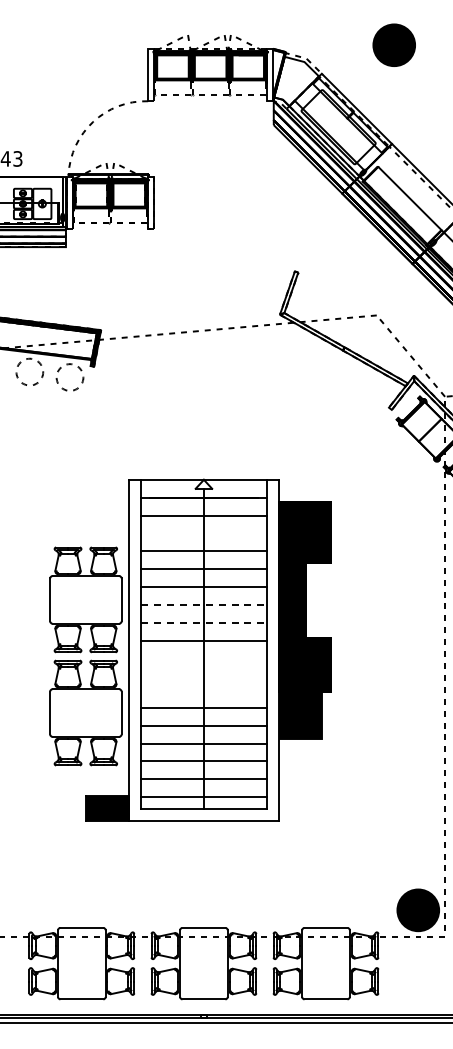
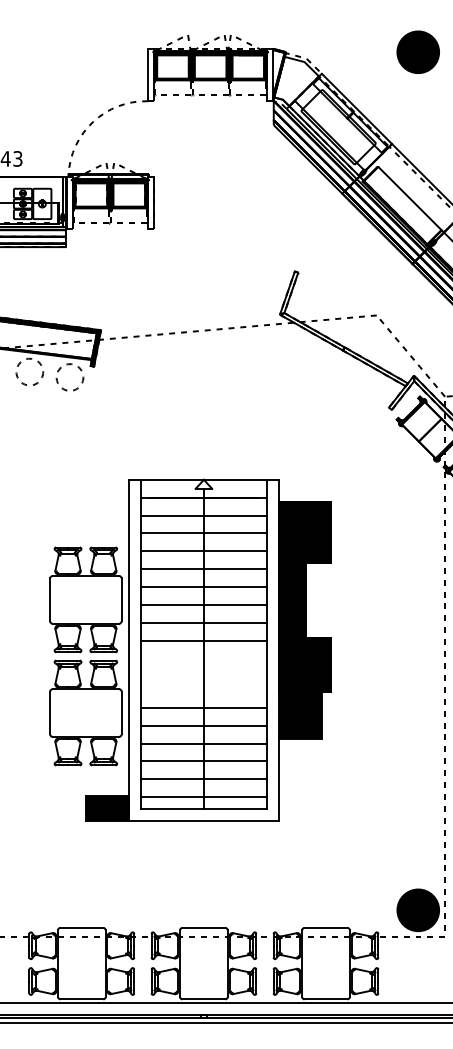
part position: (393, 44) -> (417, 51) (417, 51)
line: none -> present (203, 533)
line: dashed -> solid (204, 604)
line: dashed -> solid (204, 622)
line: none -> present (225, 1002)
